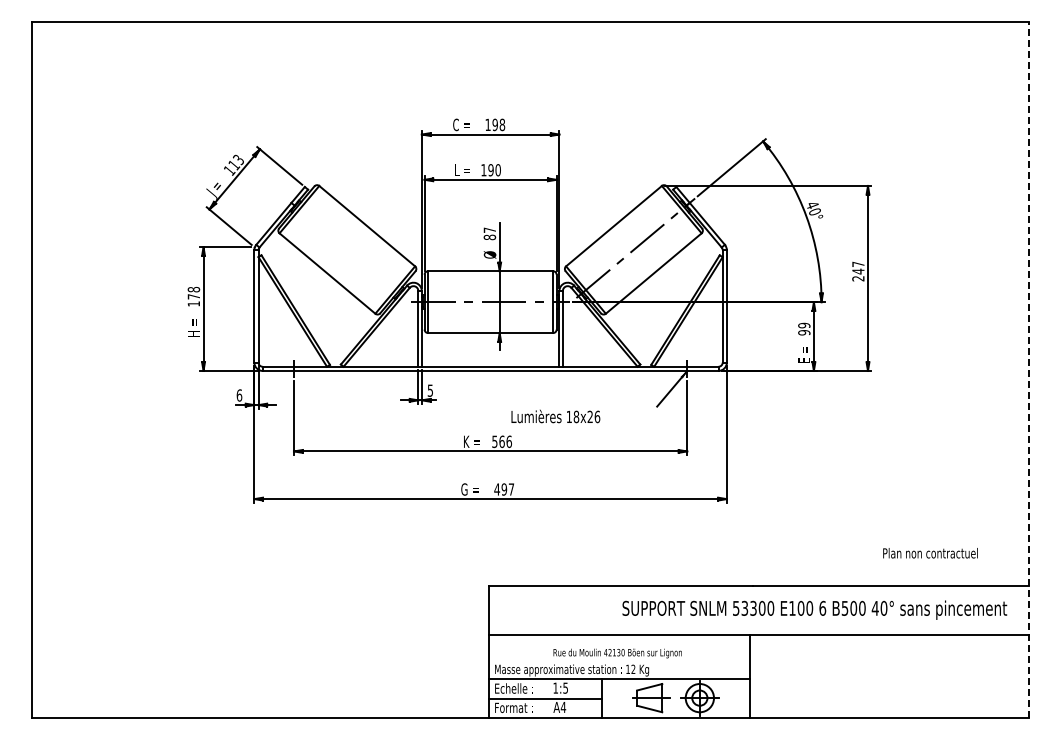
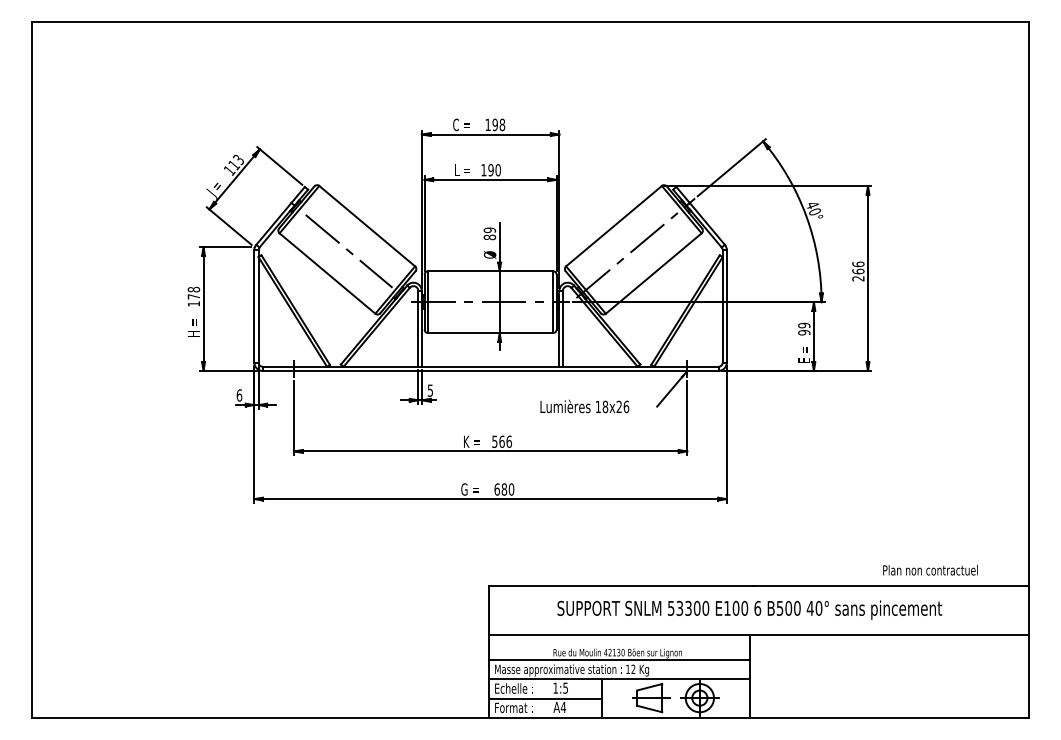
text: 87 -> 89 (489, 230)
line: none -> present (348, 250)
text: 247 -> 266 (858, 267)
line: dashed -> solid (1029, 370)
text position: (555, 416) -> (584, 406) (584, 406)
text: 497 -> 680 (504, 489)
text position: (930, 553) -> (930, 570) (930, 570)
text position: (814, 609) -> (749, 609) (749, 609)
line: none -> present (619, 660)
